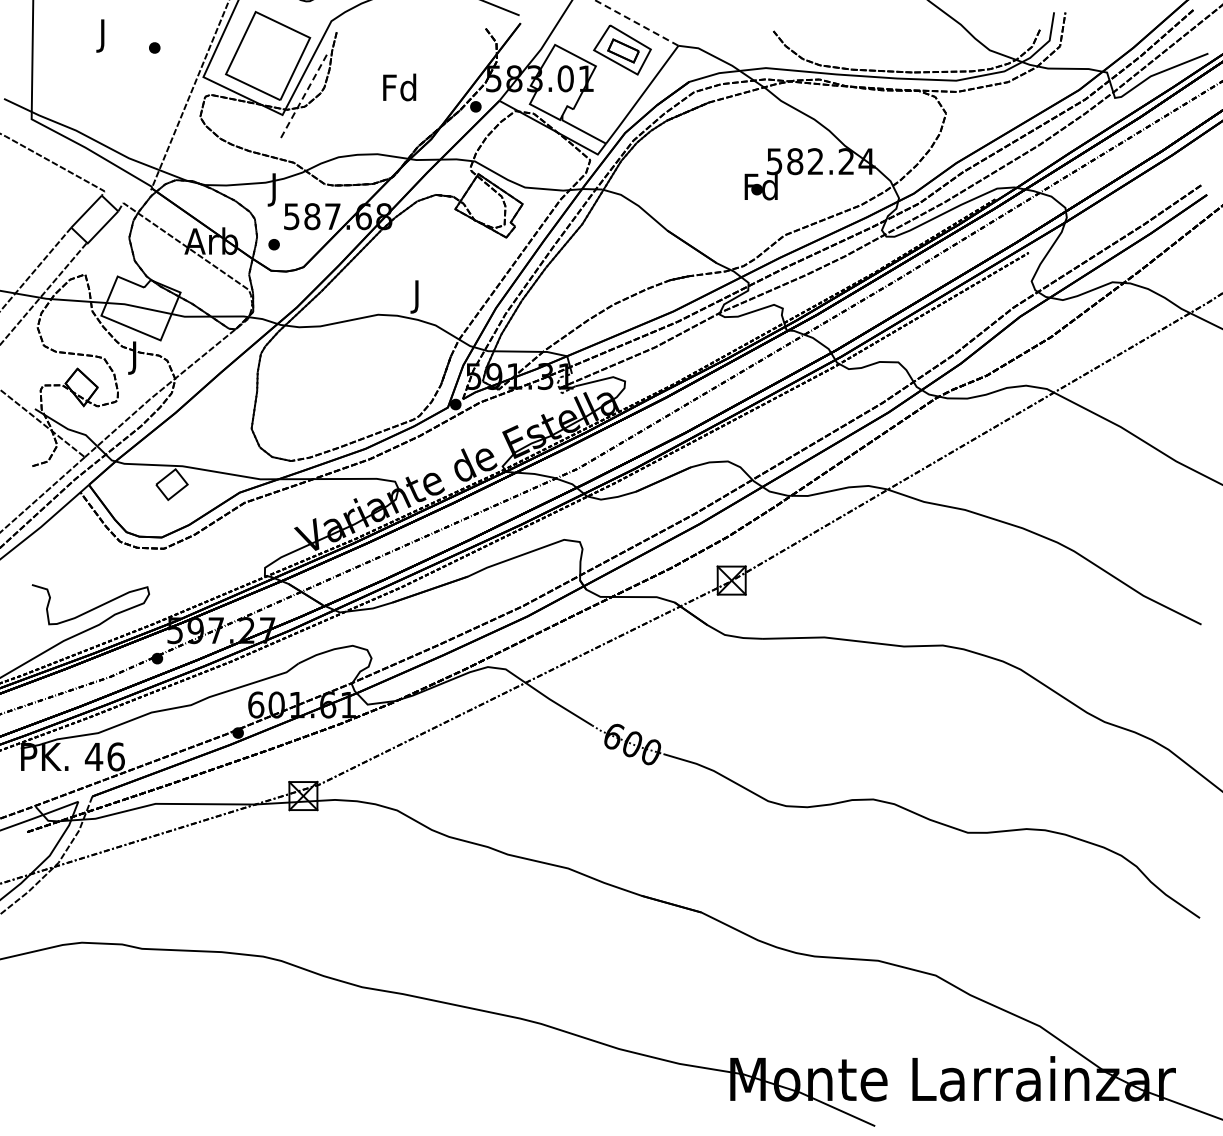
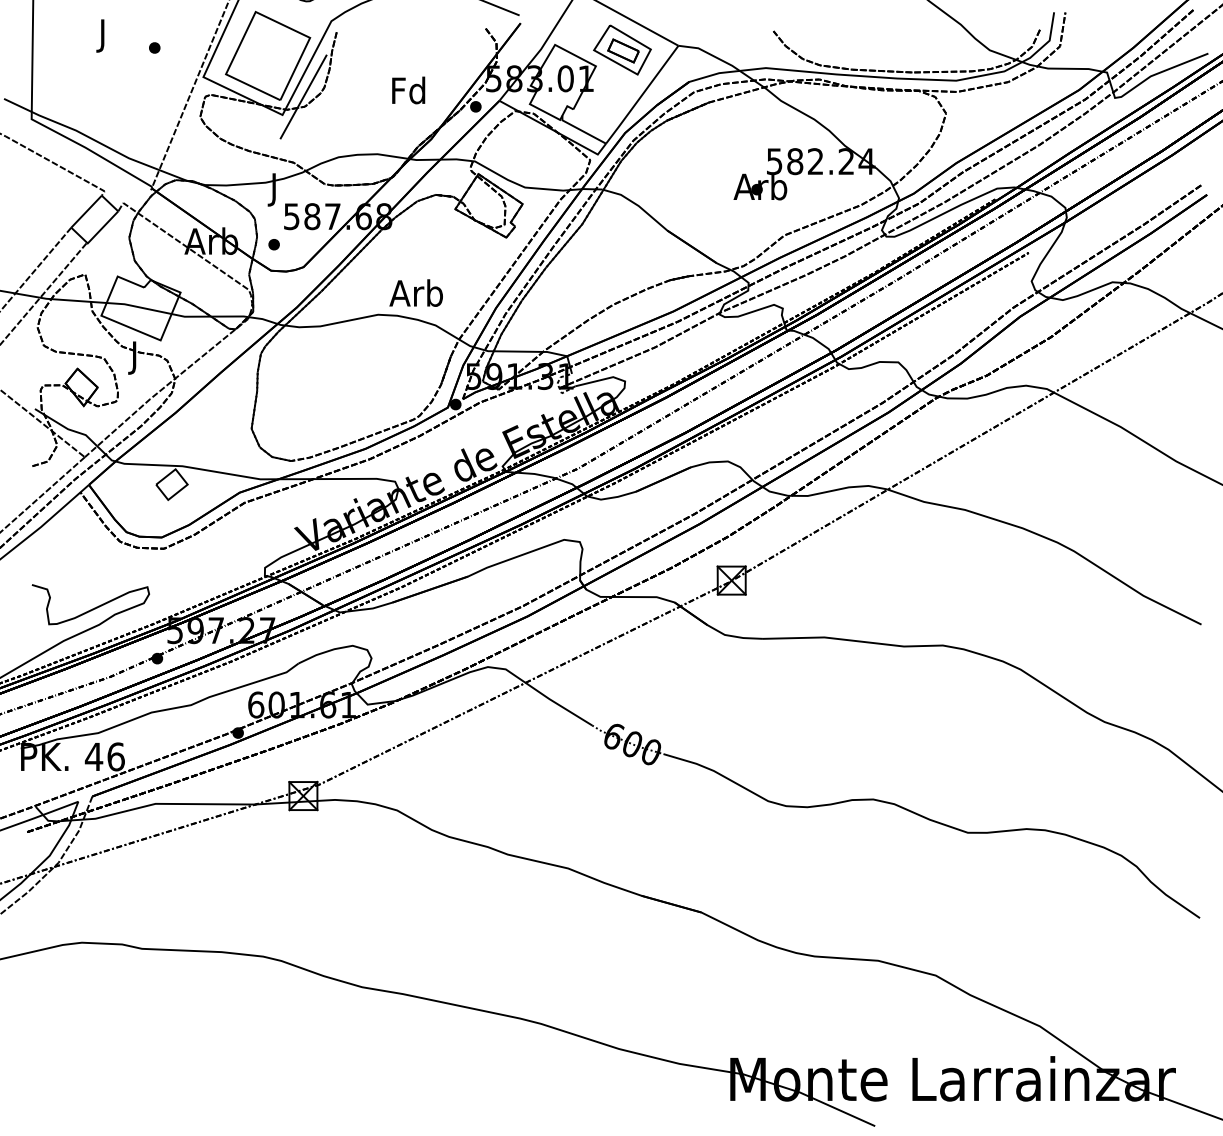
line: dashed -> solid (636, 22)
text position: (399, 87) -> (408, 90) (408, 90)
line: dashed -> solid (303, 97)
text: Fd -> Arb (760, 186)
text: J -> Arb (415, 296)
